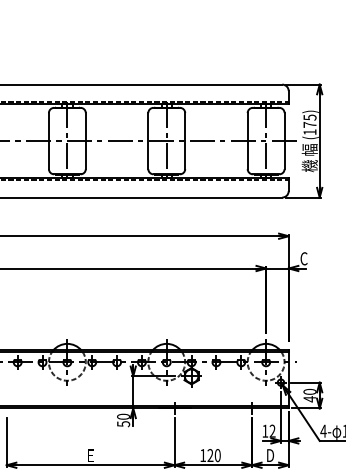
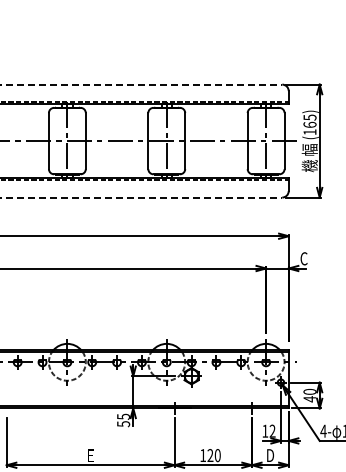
line: solid -> dashed (141, 84)
text: (175) -> (165) (309, 124)
line: solid -> dashed (141, 197)
text: 50 -> 55 (123, 416)
